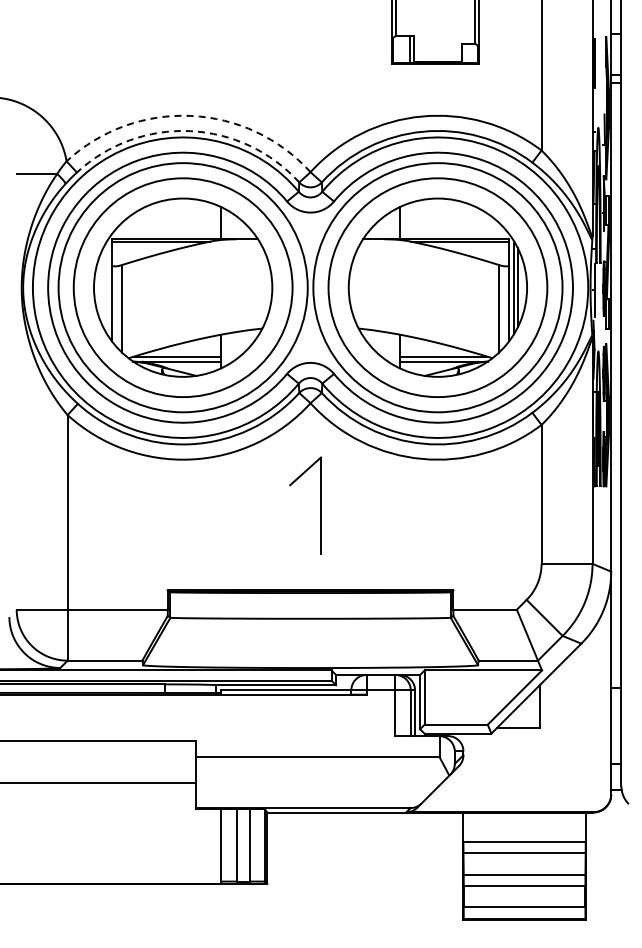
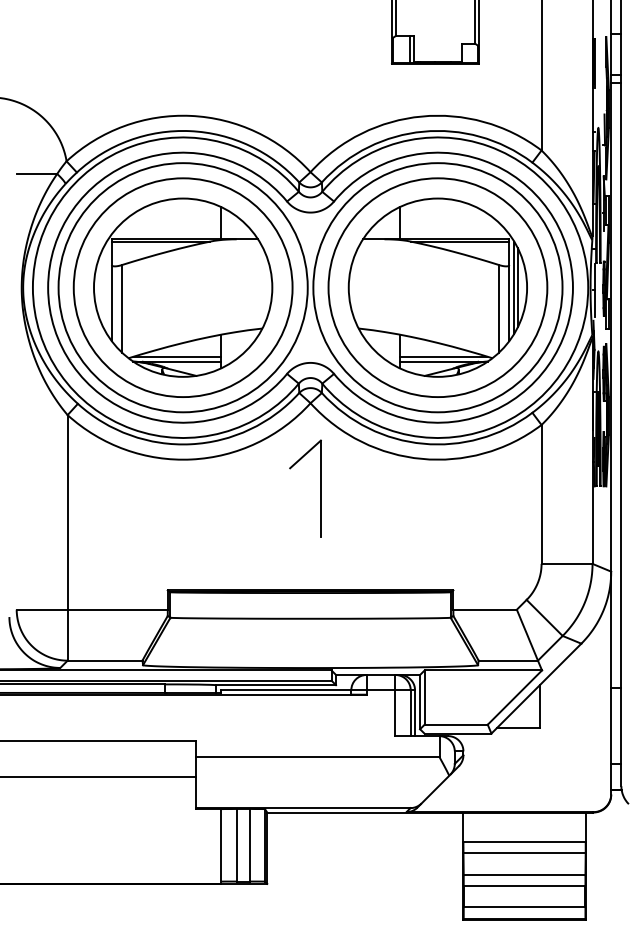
arc: dashed -> solid (190, 115)
arc: dashed -> solid (190, 131)
part position: (320, 505) -> (320, 488) (320, 488)
line position: (98, 782) -> (98, 776) (98, 776)
